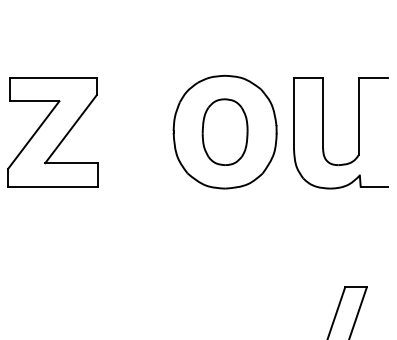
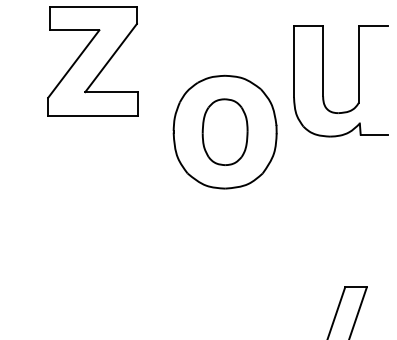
part position: (52, 132) -> (92, 61) (92, 61)
part position: (323, 133) -> (323, 81) (323, 81)
